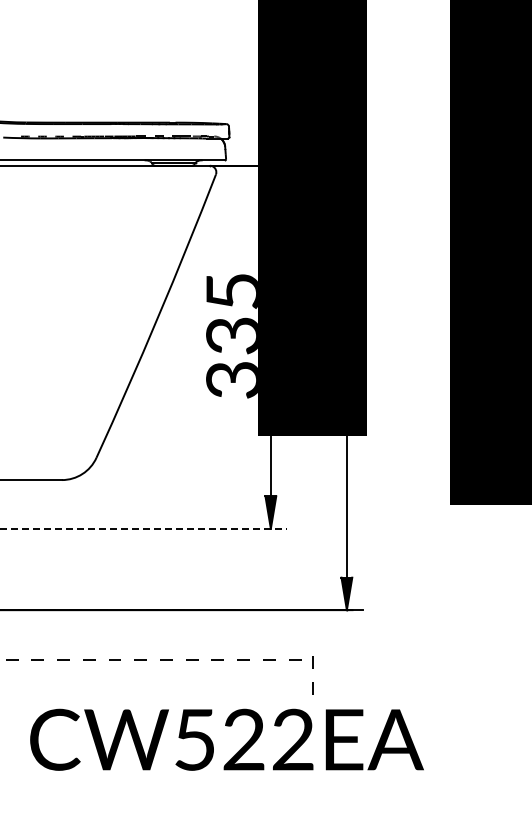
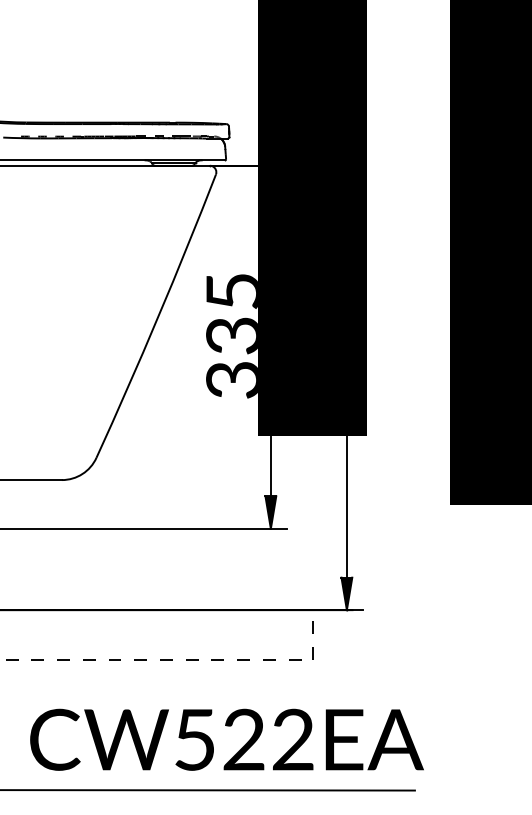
line: dashed -> solid (144, 528)
line position: (312, 668) -> (312, 633) (312, 633)
line: none -> present (208, 790)
